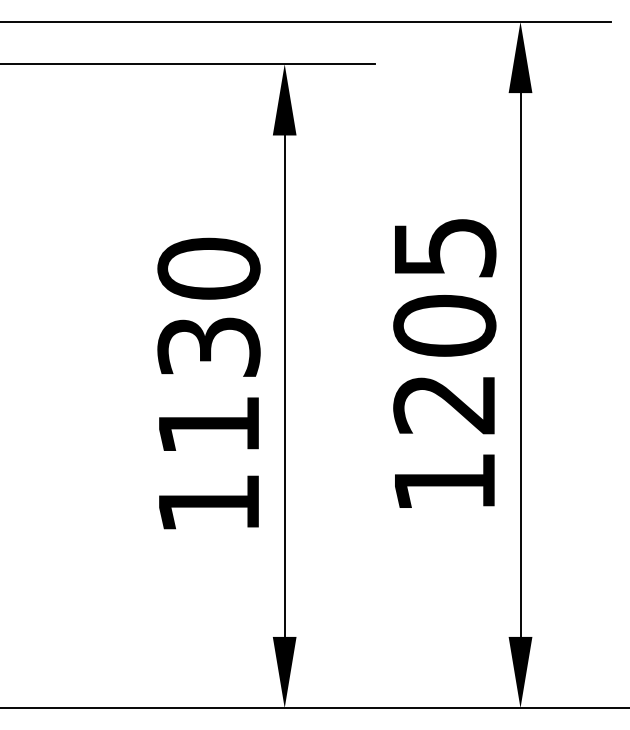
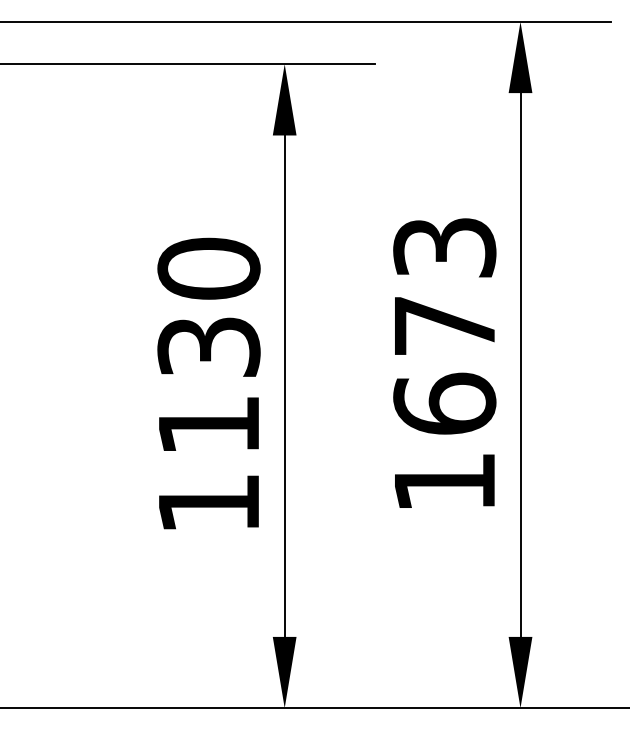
text: 1205 -> 1673 (444, 326)
